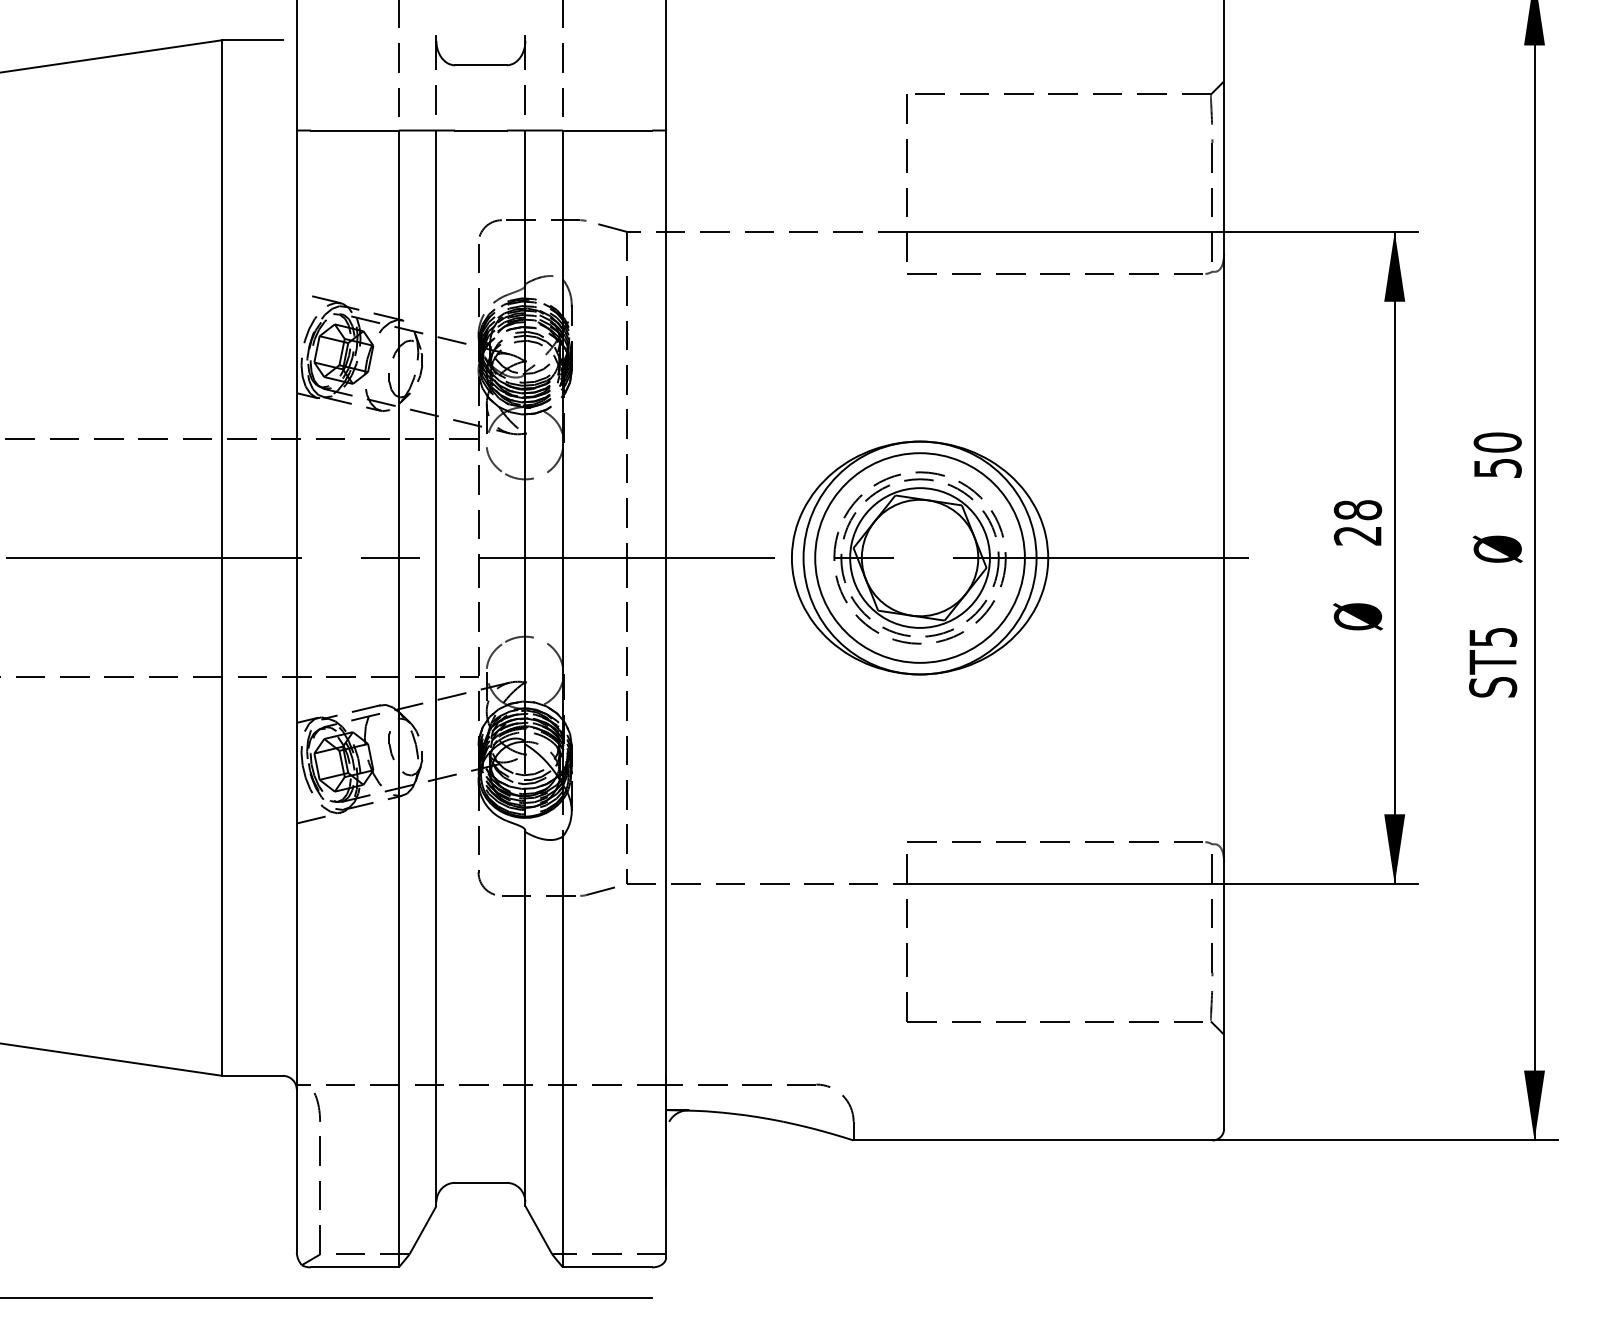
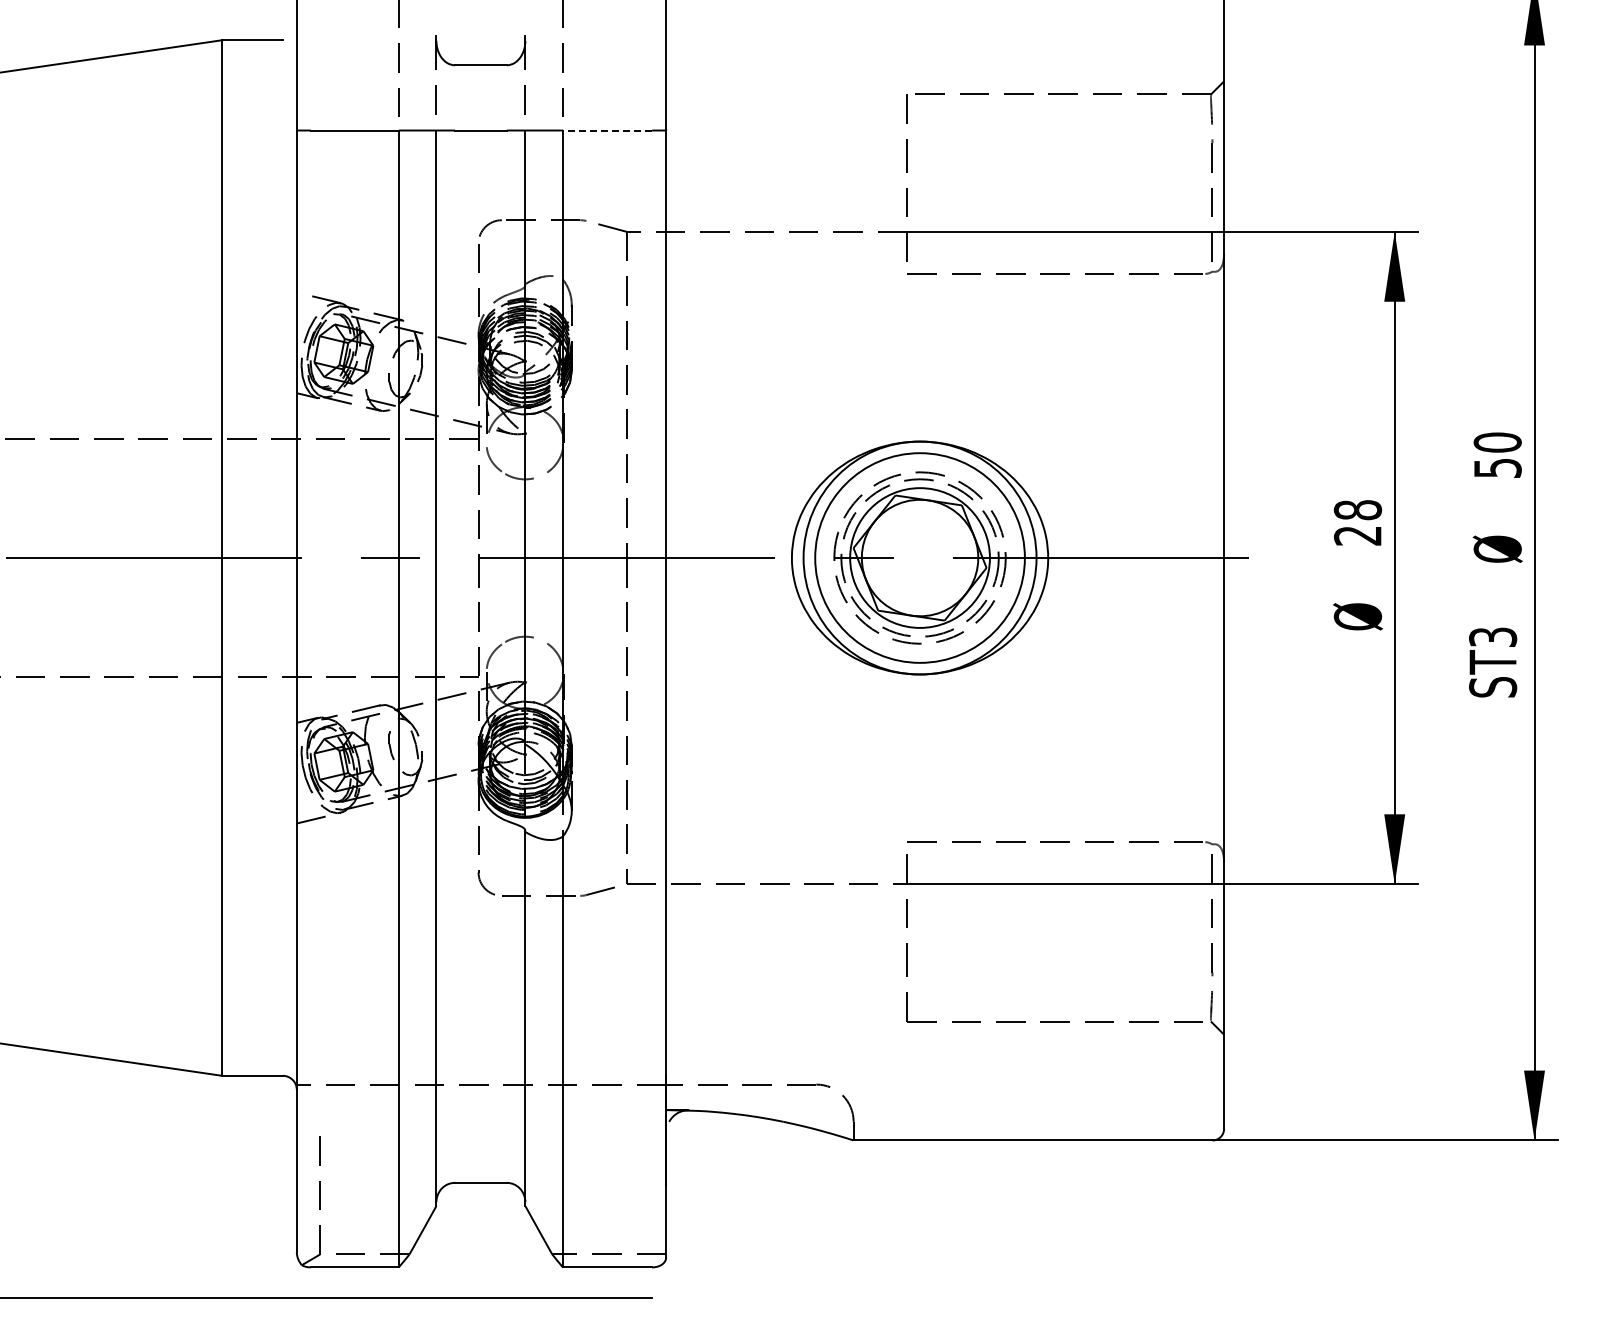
line: solid -> dashed (607, 130)
text: ST5 -> ST3 (1492, 636)
curve: present -> none (317, 1106)
